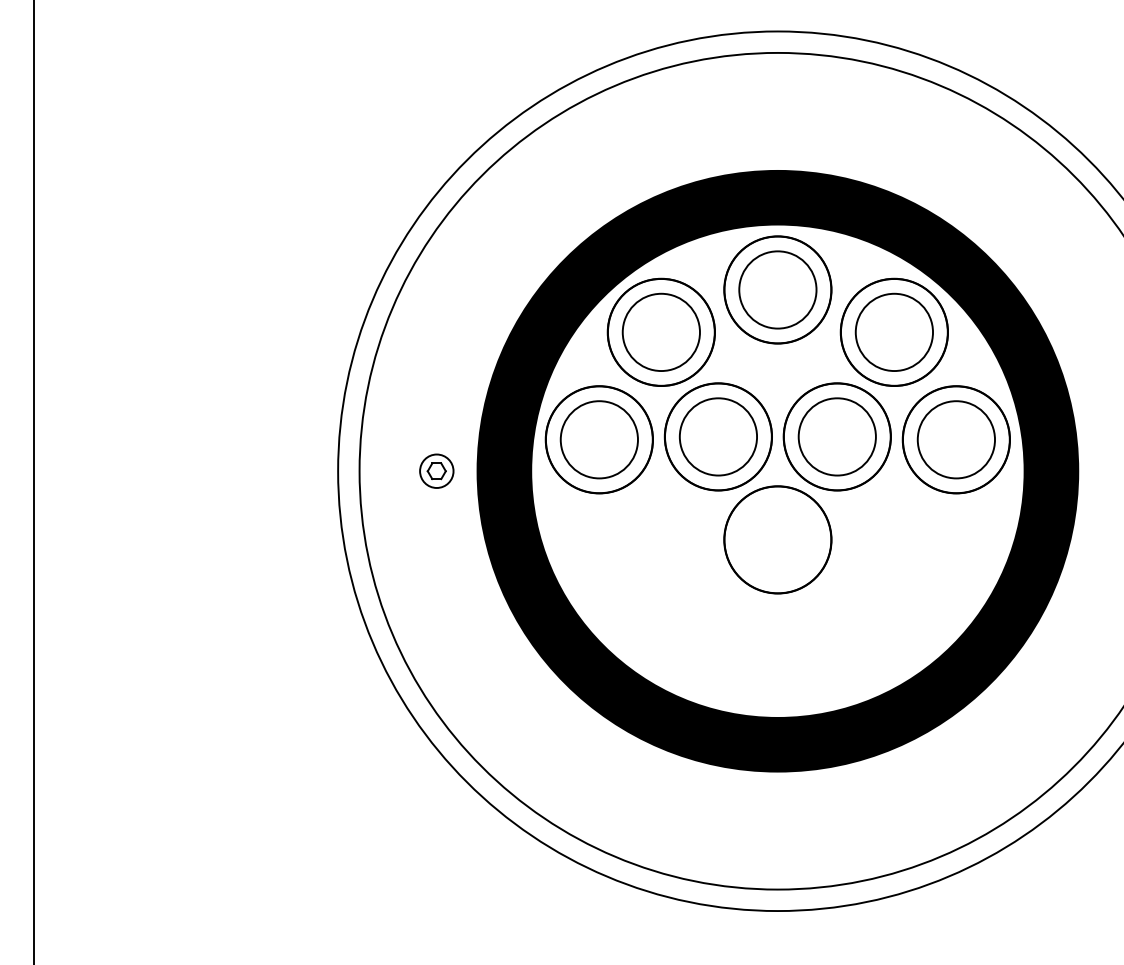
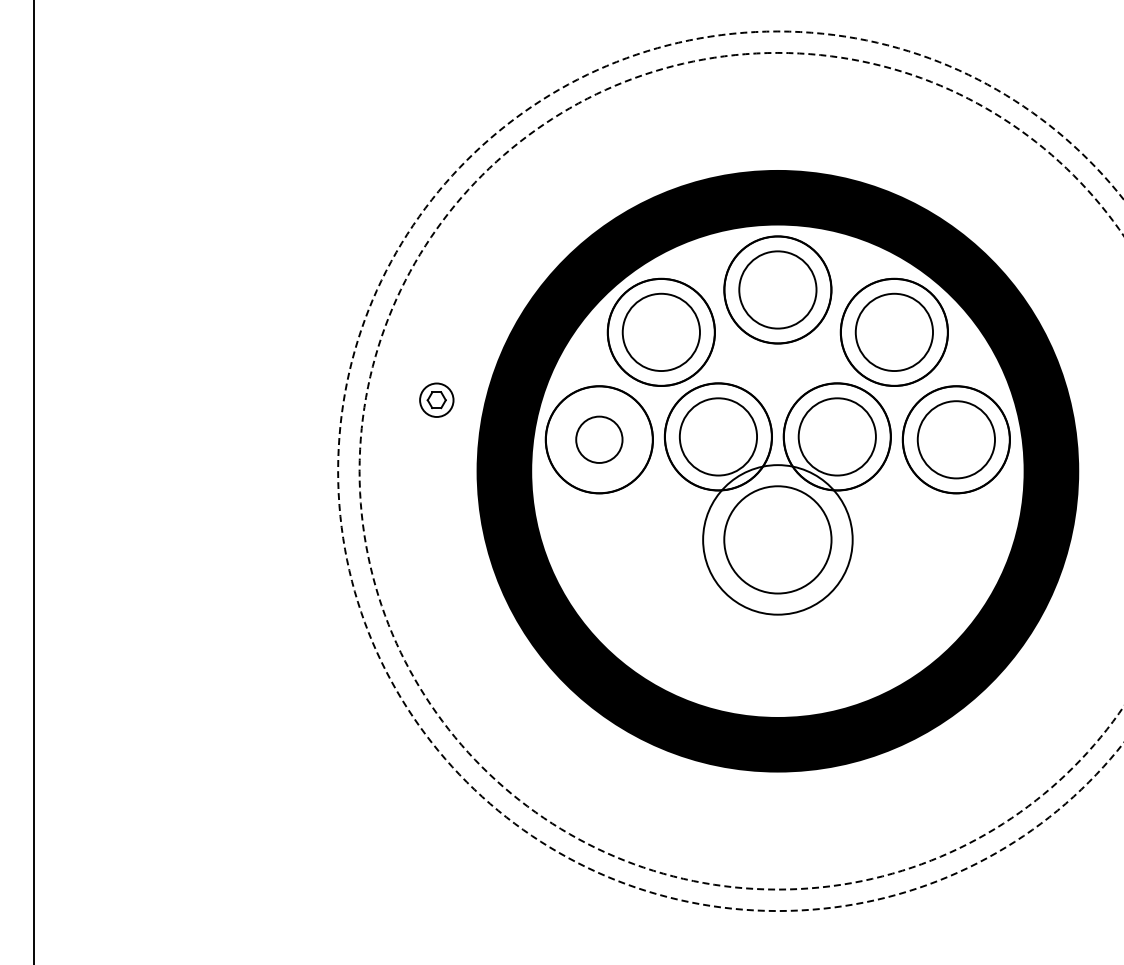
circle diameter: 77 px -> 46 px (599, 439)
part position: (436, 470) -> (436, 399) (436, 399)
circle: solid -> dashed (741, 470)
circle: solid -> dashed (730, 471)
circle diameter: 107 px -> 150 px (777, 539)
